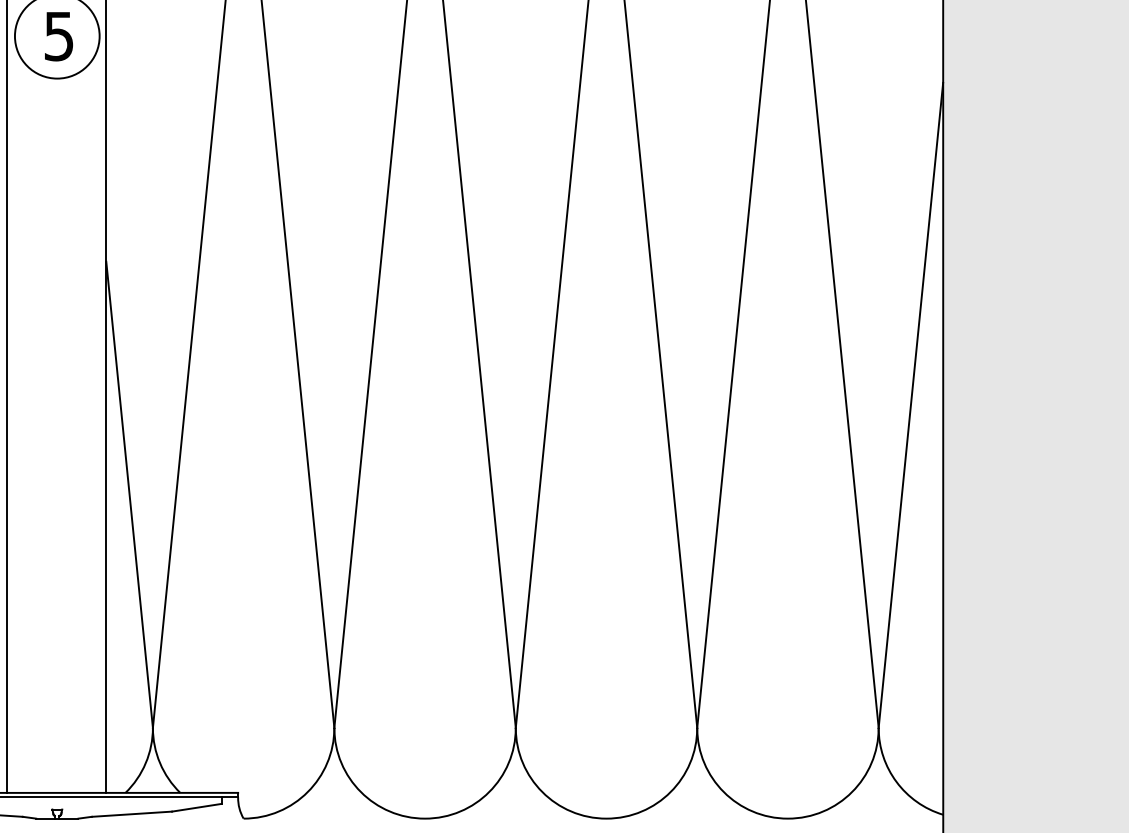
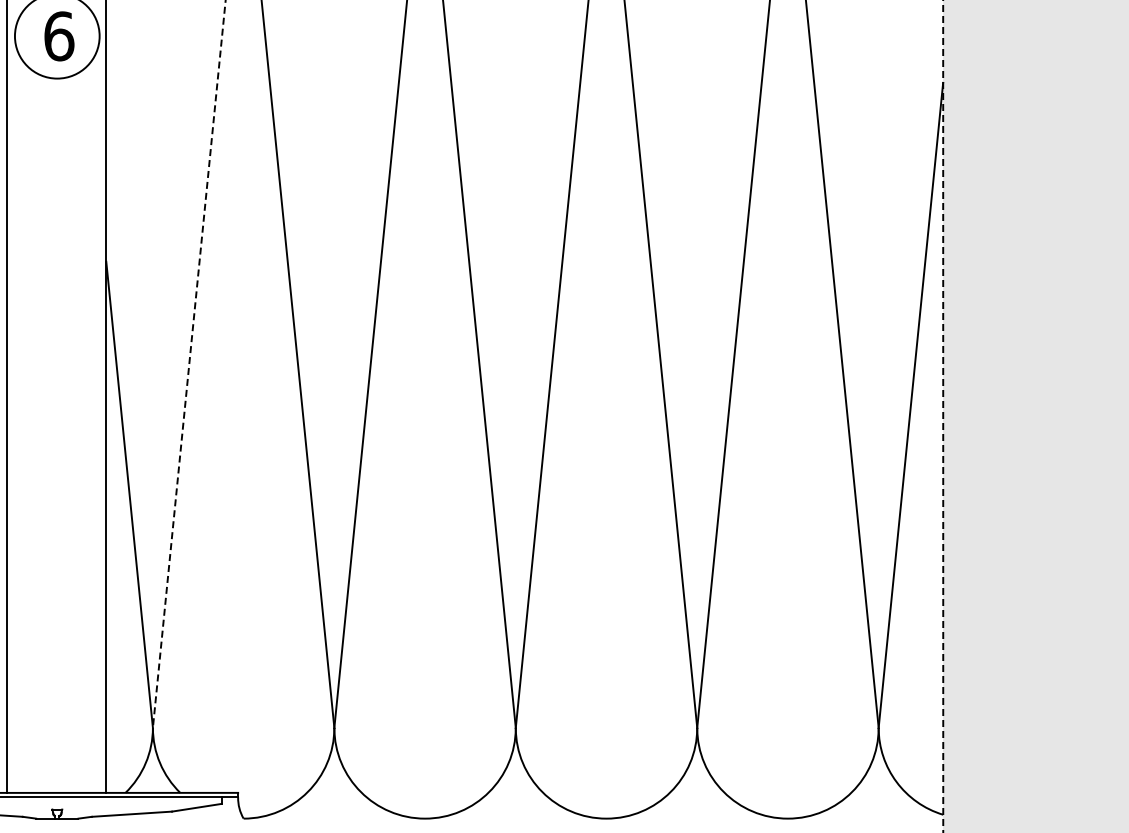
text: 5 -> 6 (59, 36)
line: solid -> dashed (189, 364)
line: solid -> dashed (943, 416)
